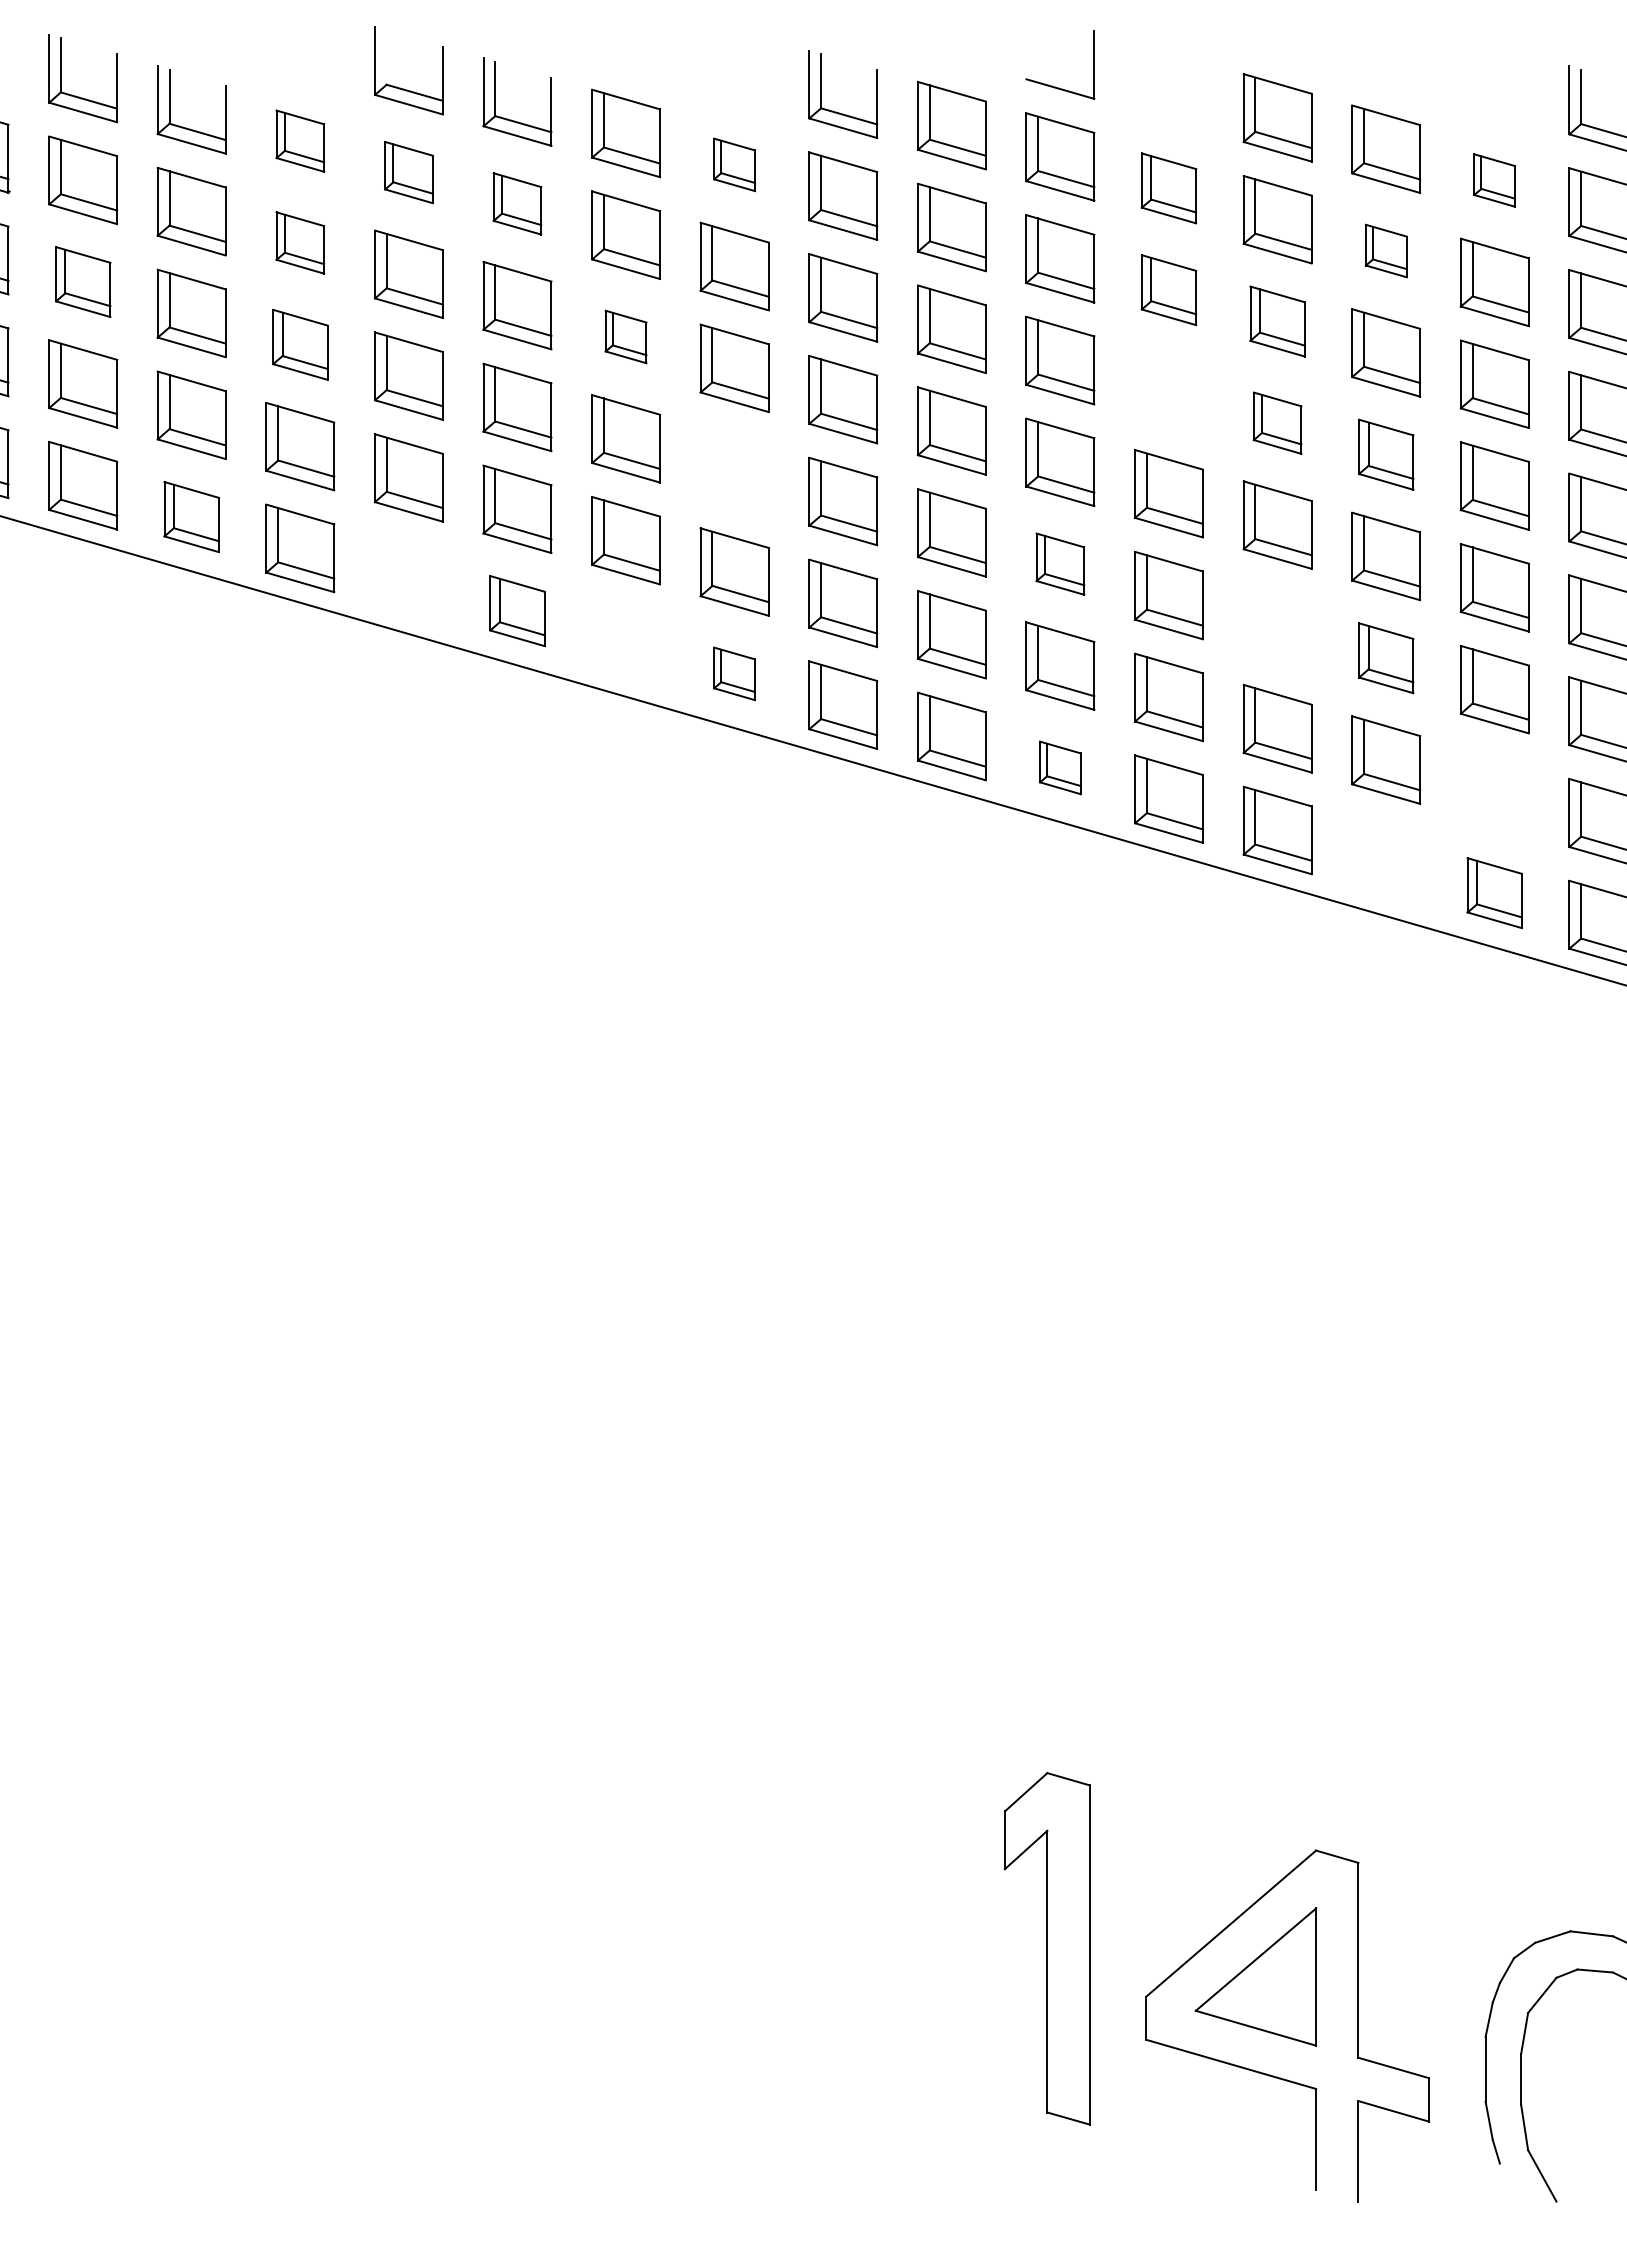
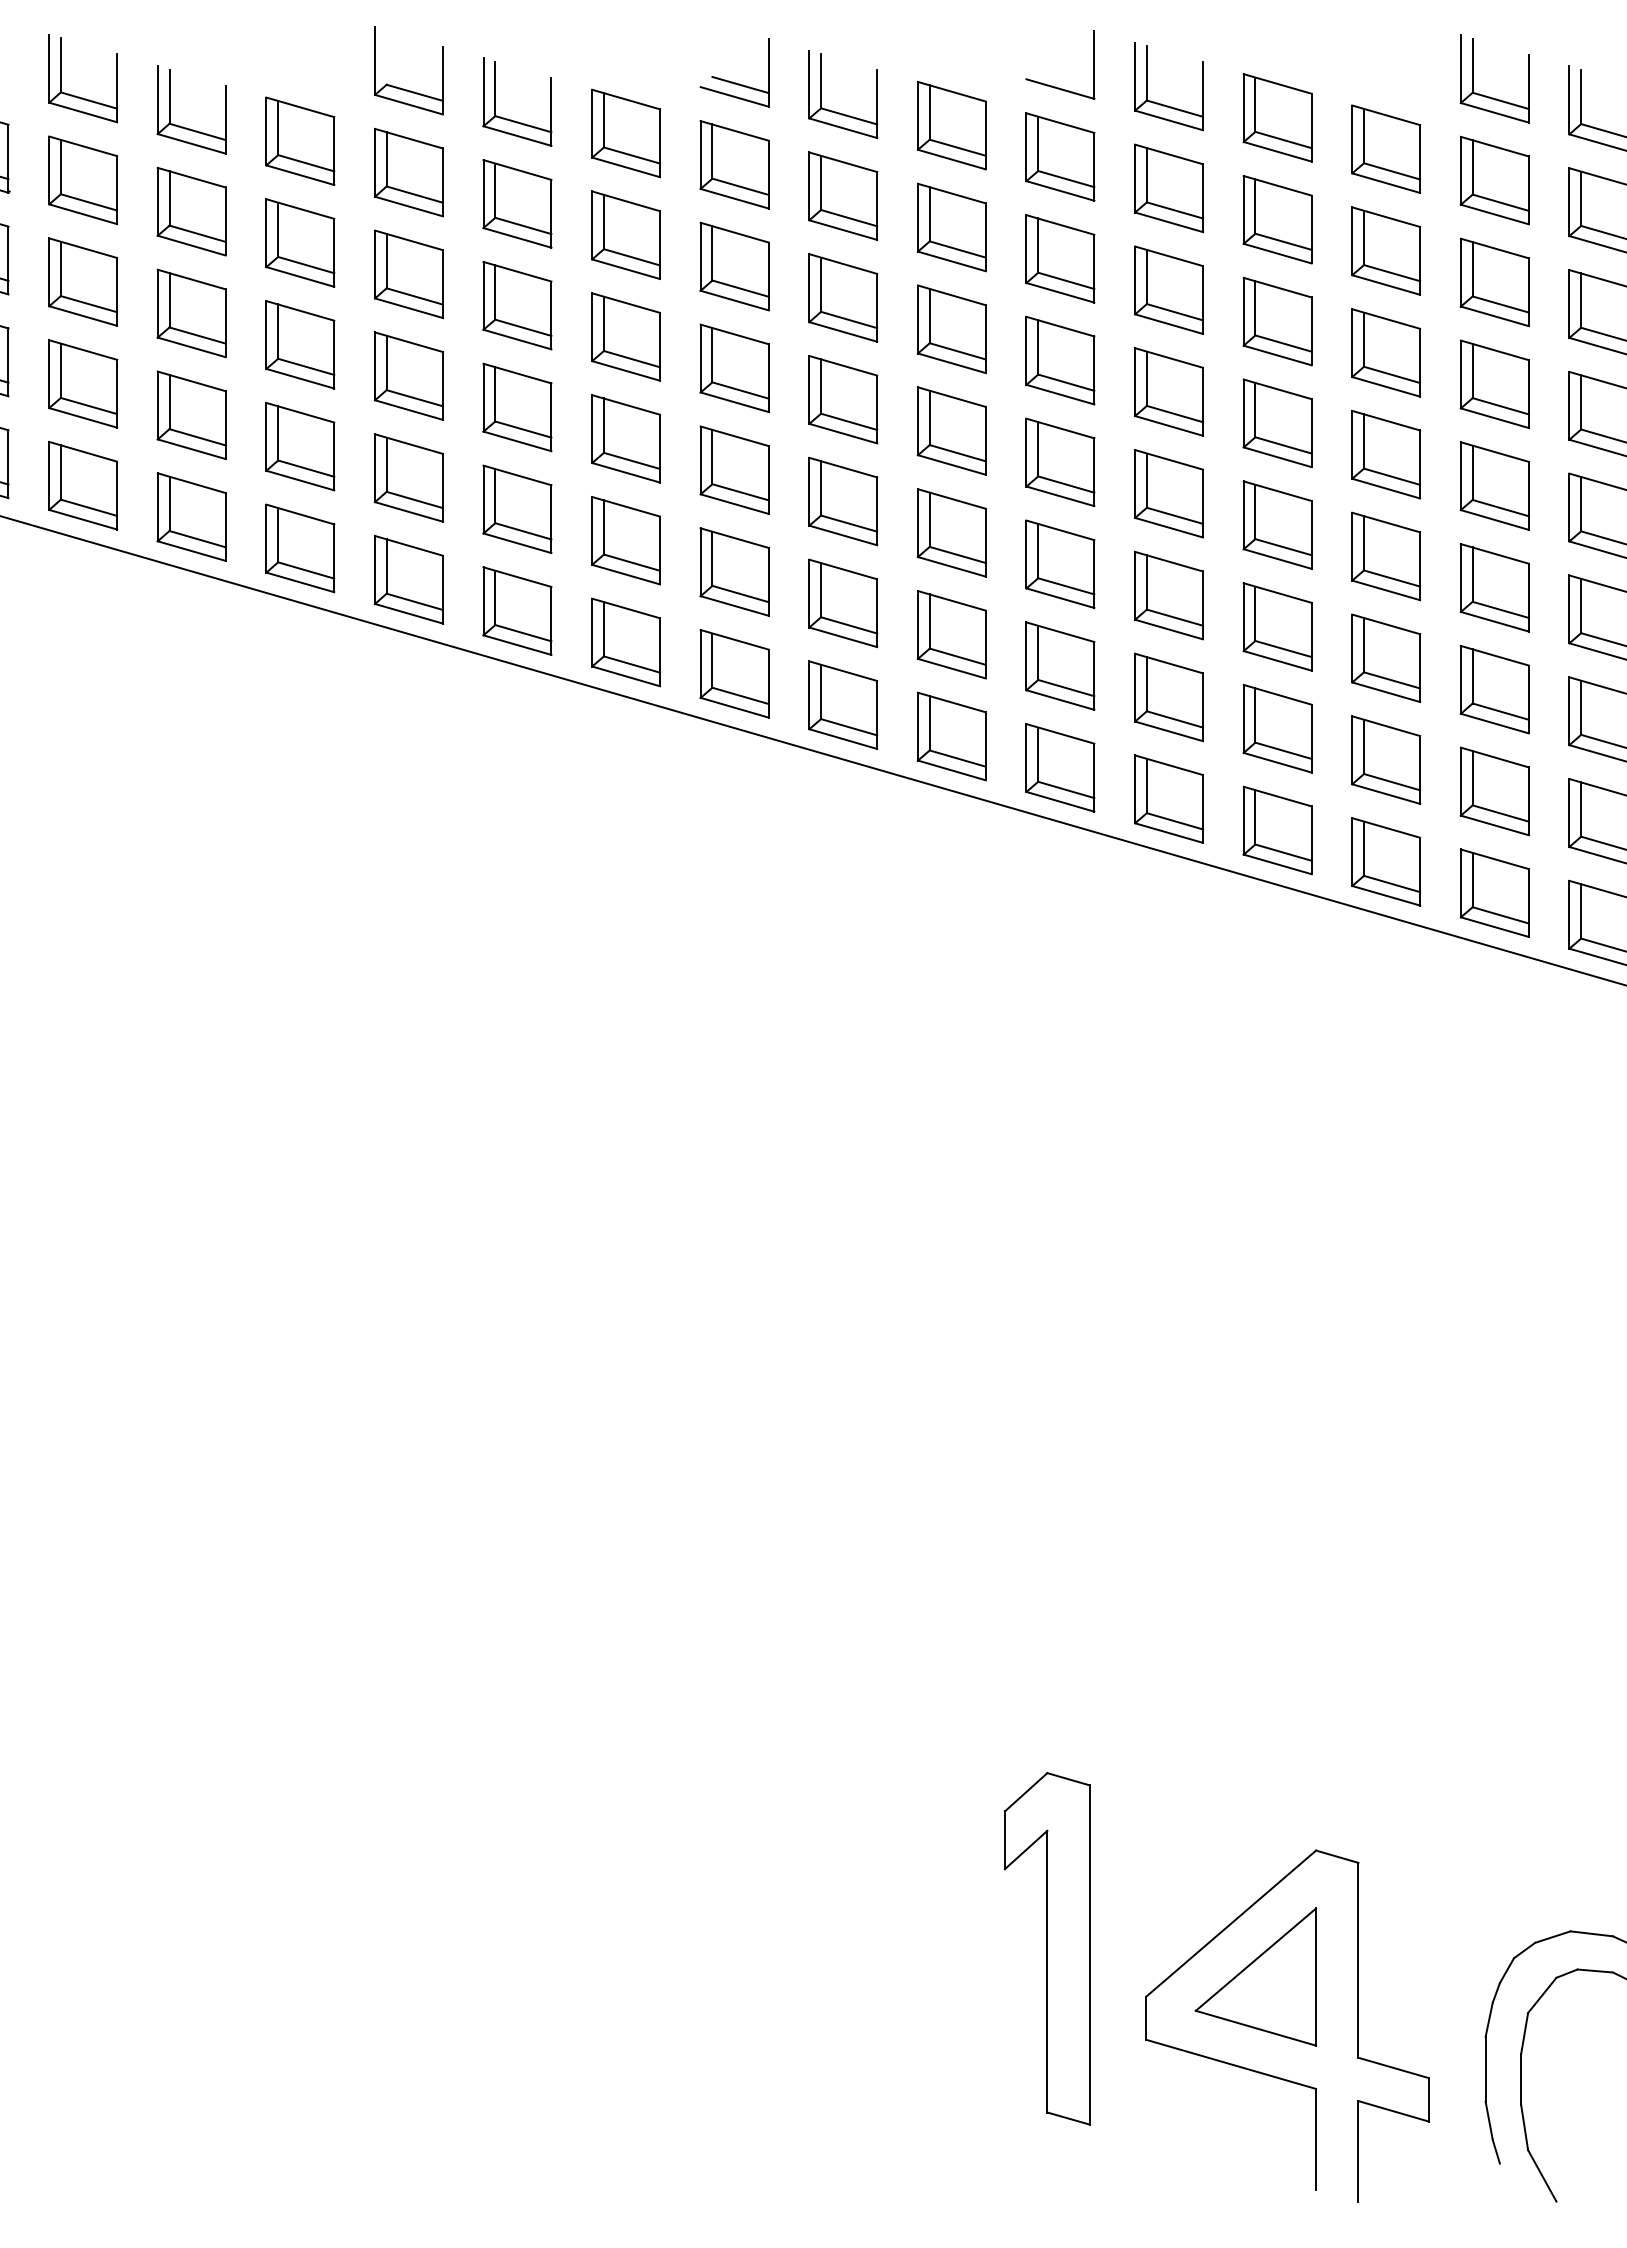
part: none -> present (732, 81)
part: none -> present (1489, 96)
part: none -> present (1161, 103)
part size: 51x64 px -> 71x90 px (300, 140)
part size: 43x56 px -> 71x90 px (734, 164)
part size: 50x64 px -> 70x91 px (408, 172)
part size: 44x55 px -> 71x91 px (1494, 180)
part size: 58x73 px -> 70x91 px (1168, 188)
part size: 51x64 px -> 71x90 px (517, 203)
part size: 51x64 px -> 71x90 px (300, 242)
part size: 44x56 px -> 71x90 px (1386, 250)
part size: 57x72 px -> 71x90 px (83, 281)
part size: 58x73 px -> 70x90 px (1168, 289)
part size: 57x73 px -> 71x91 px (1277, 321)
part size: 44x56 px -> 70x90 px (625, 336)
part size: 57x73 px -> 71x90 px (300, 344)
part: none -> present (1168, 391)
part size: 51x64 px -> 71x90 px (1277, 422)
part size: 57x73 px -> 71x90 px (1386, 454)
part: none -> present (734, 469)
part size: 57x72 px -> 71x90 px (191, 516)
part size: 51x64 px -> 71x90 px (1060, 563)
part: none -> present (408, 579)
part size: 57x72 px -> 71x90 px (517, 610)
part: none -> present (1277, 626)
part: none -> present (625, 642)
part size: 57x73 px -> 71x90 px (1386, 657)
part size: 43x56 px -> 71x90 px (734, 673)
part size: 43x56 px -> 71x90 px (1060, 767)
part: none -> present (1494, 791)
part: none -> present (1386, 861)
part size: 57x73 px -> 71x90 px (1494, 892)
